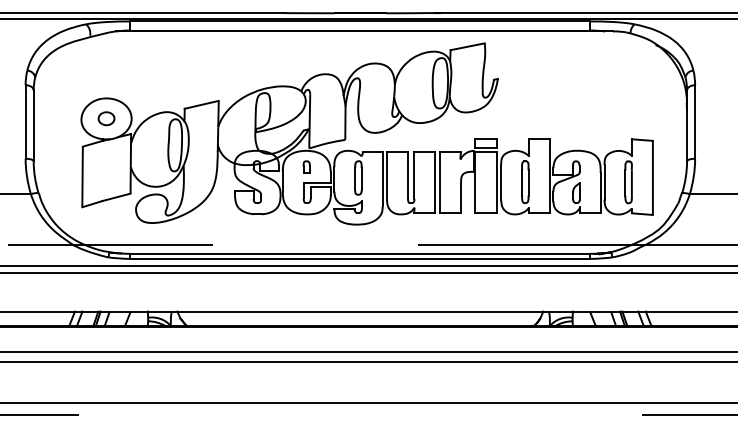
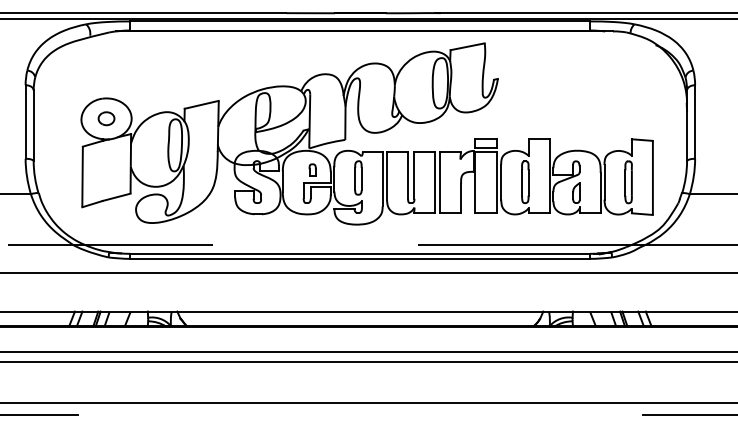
part position: (306, 166) -> (312, 169) (312, 169)
line: present -> none (368, 266)
